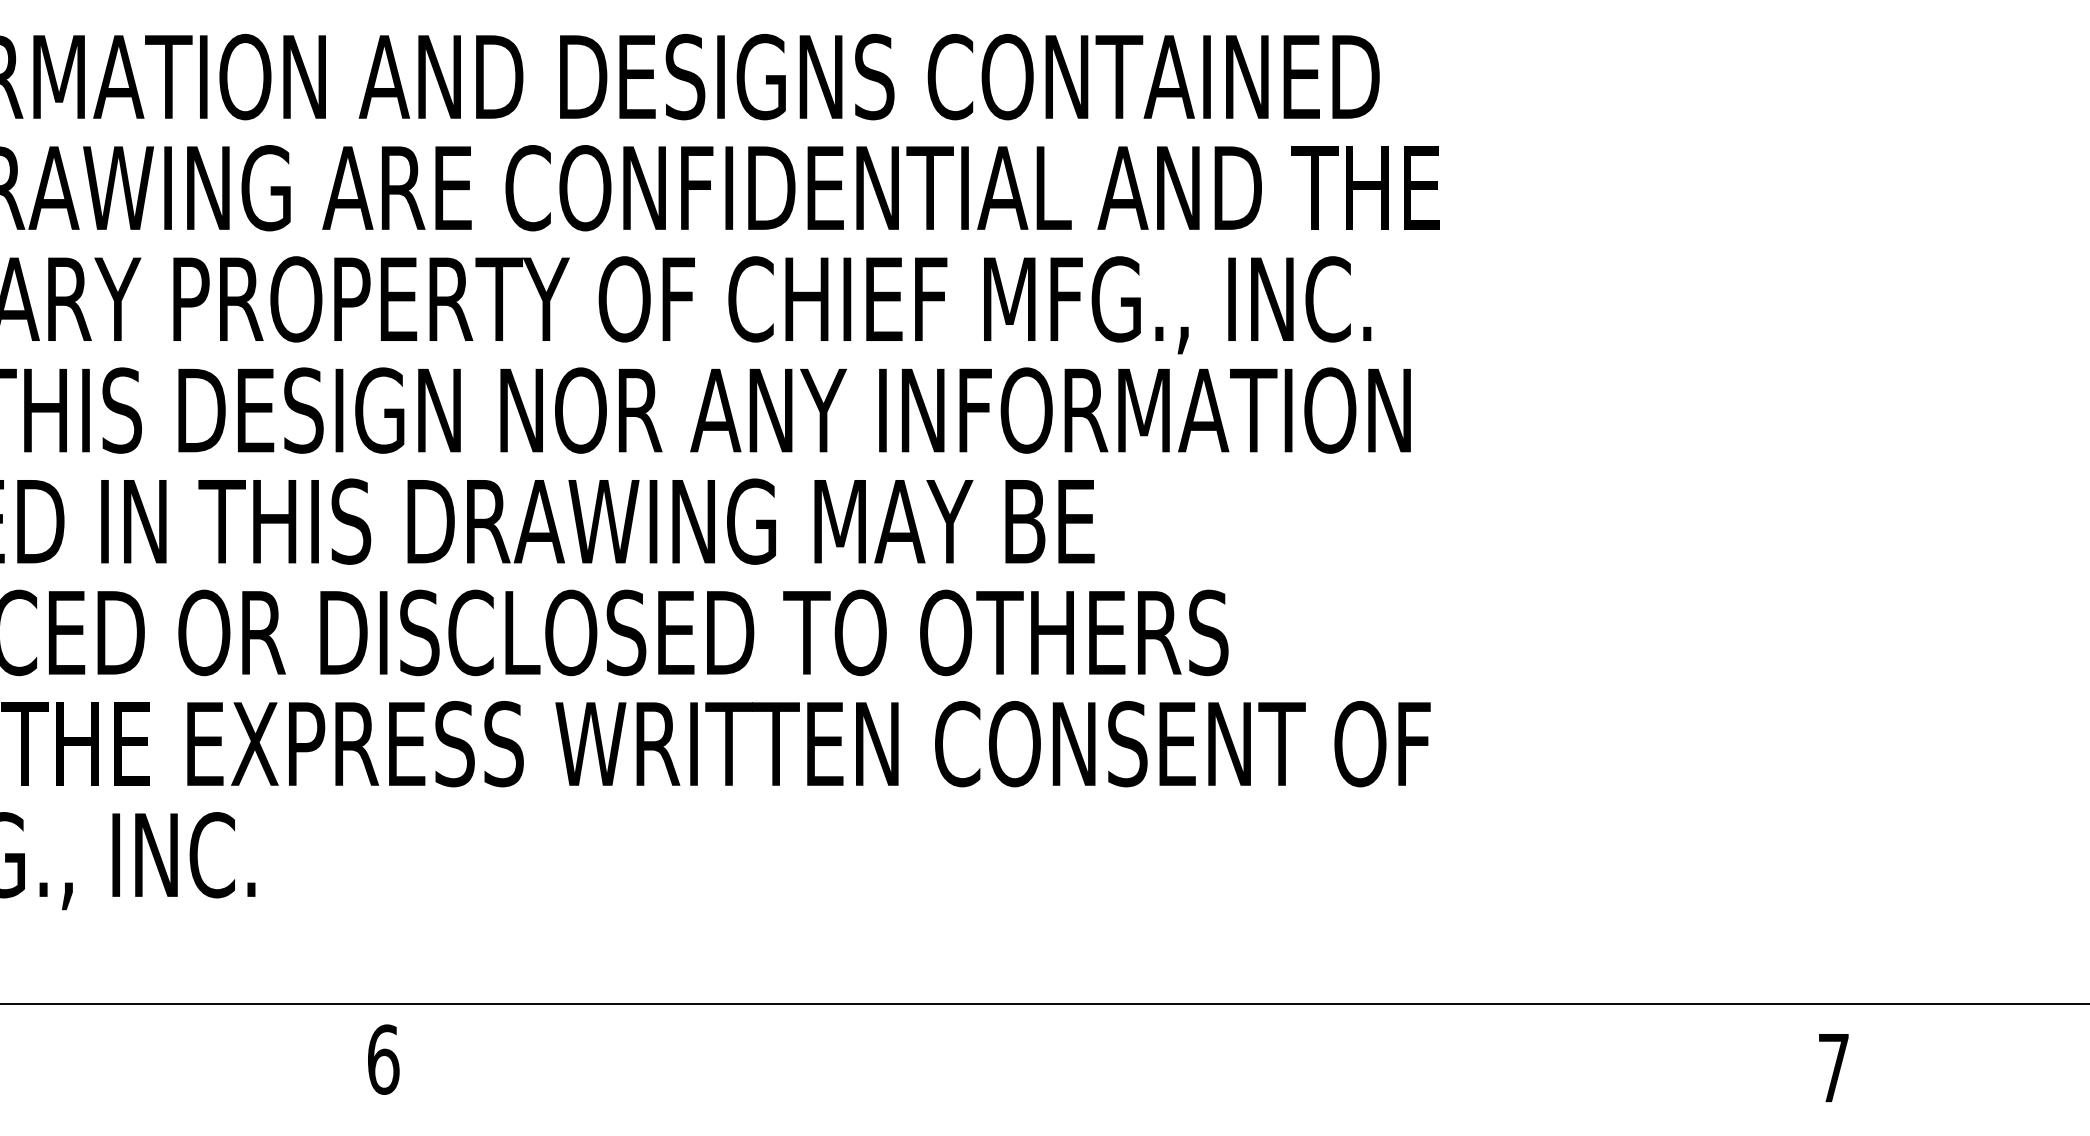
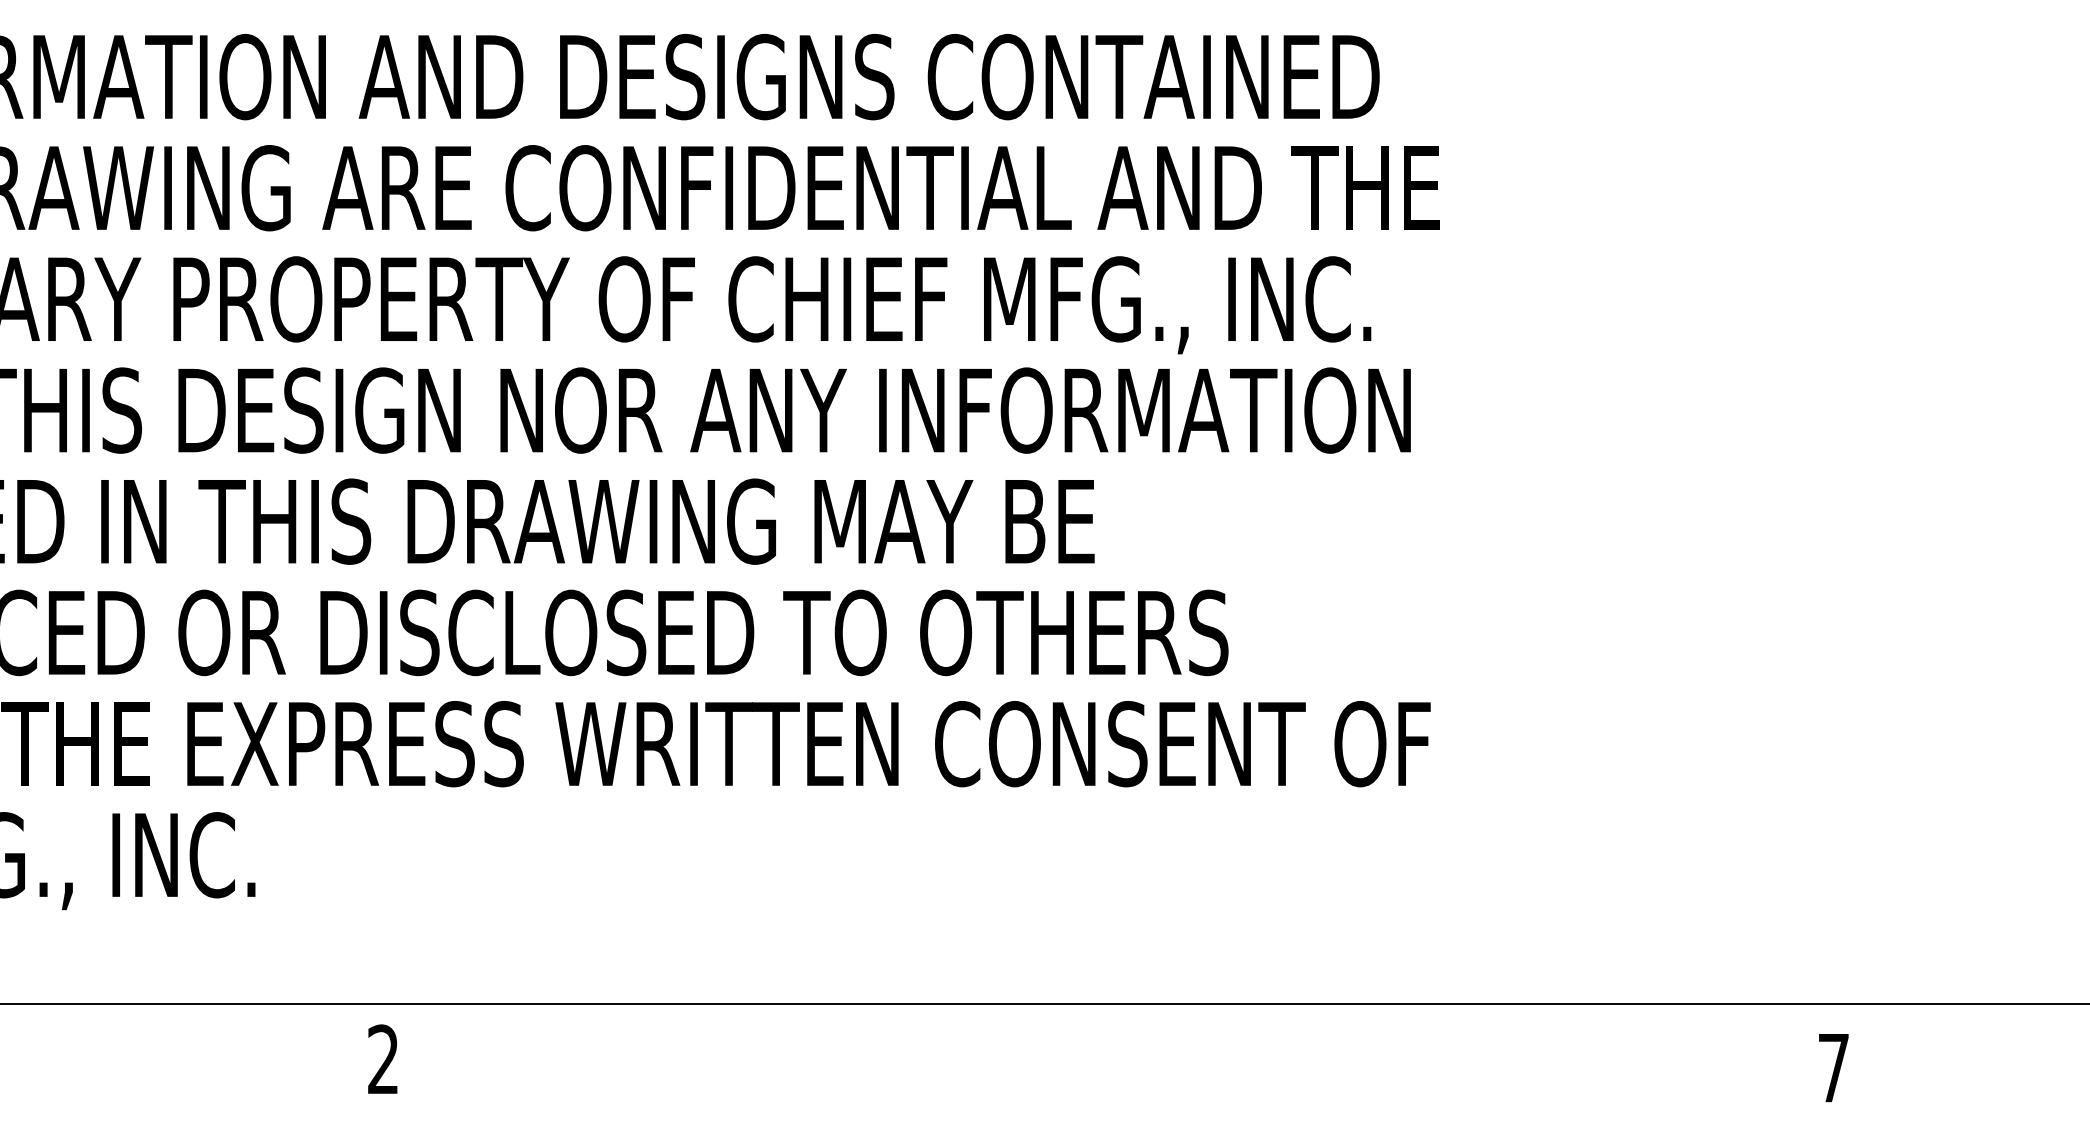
text: 6 -> 2 (383, 1059)
